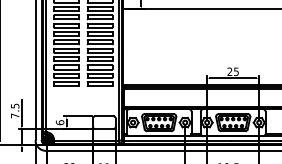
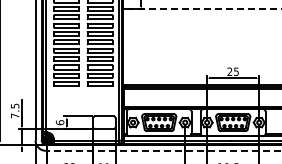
line: solid -> dashed (203, 9)
line: solid -> dashed (163, 150)
